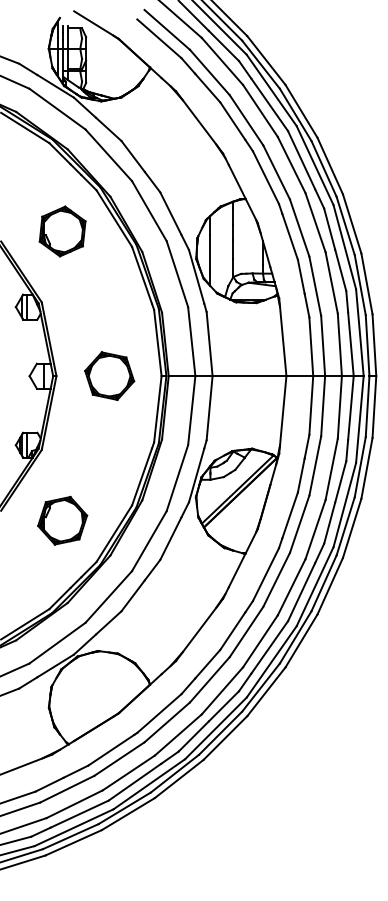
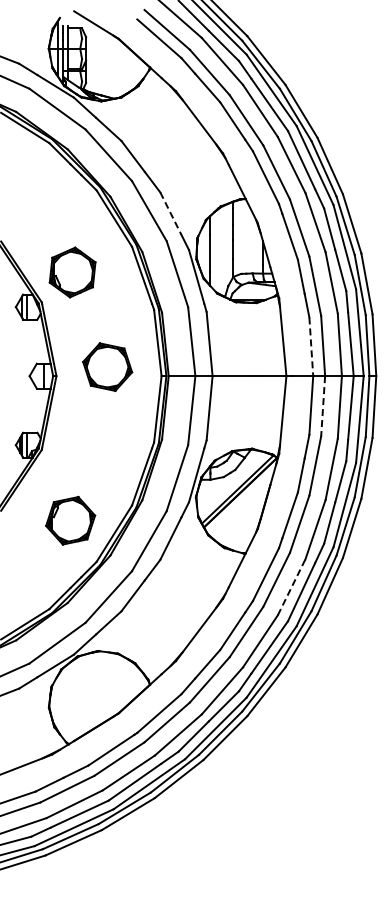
line: solid -> dashed (170, 213)
part position: (62, 231) -> (72, 272) (72, 272)
line: solid -> dashed (311, 347)
part position: (109, 375) -> (107, 366) (107, 366)
line: solid -> dashed (323, 406)
part position: (62, 520) -> (70, 520) (70, 520)
line: solid -> dashed (291, 586)
